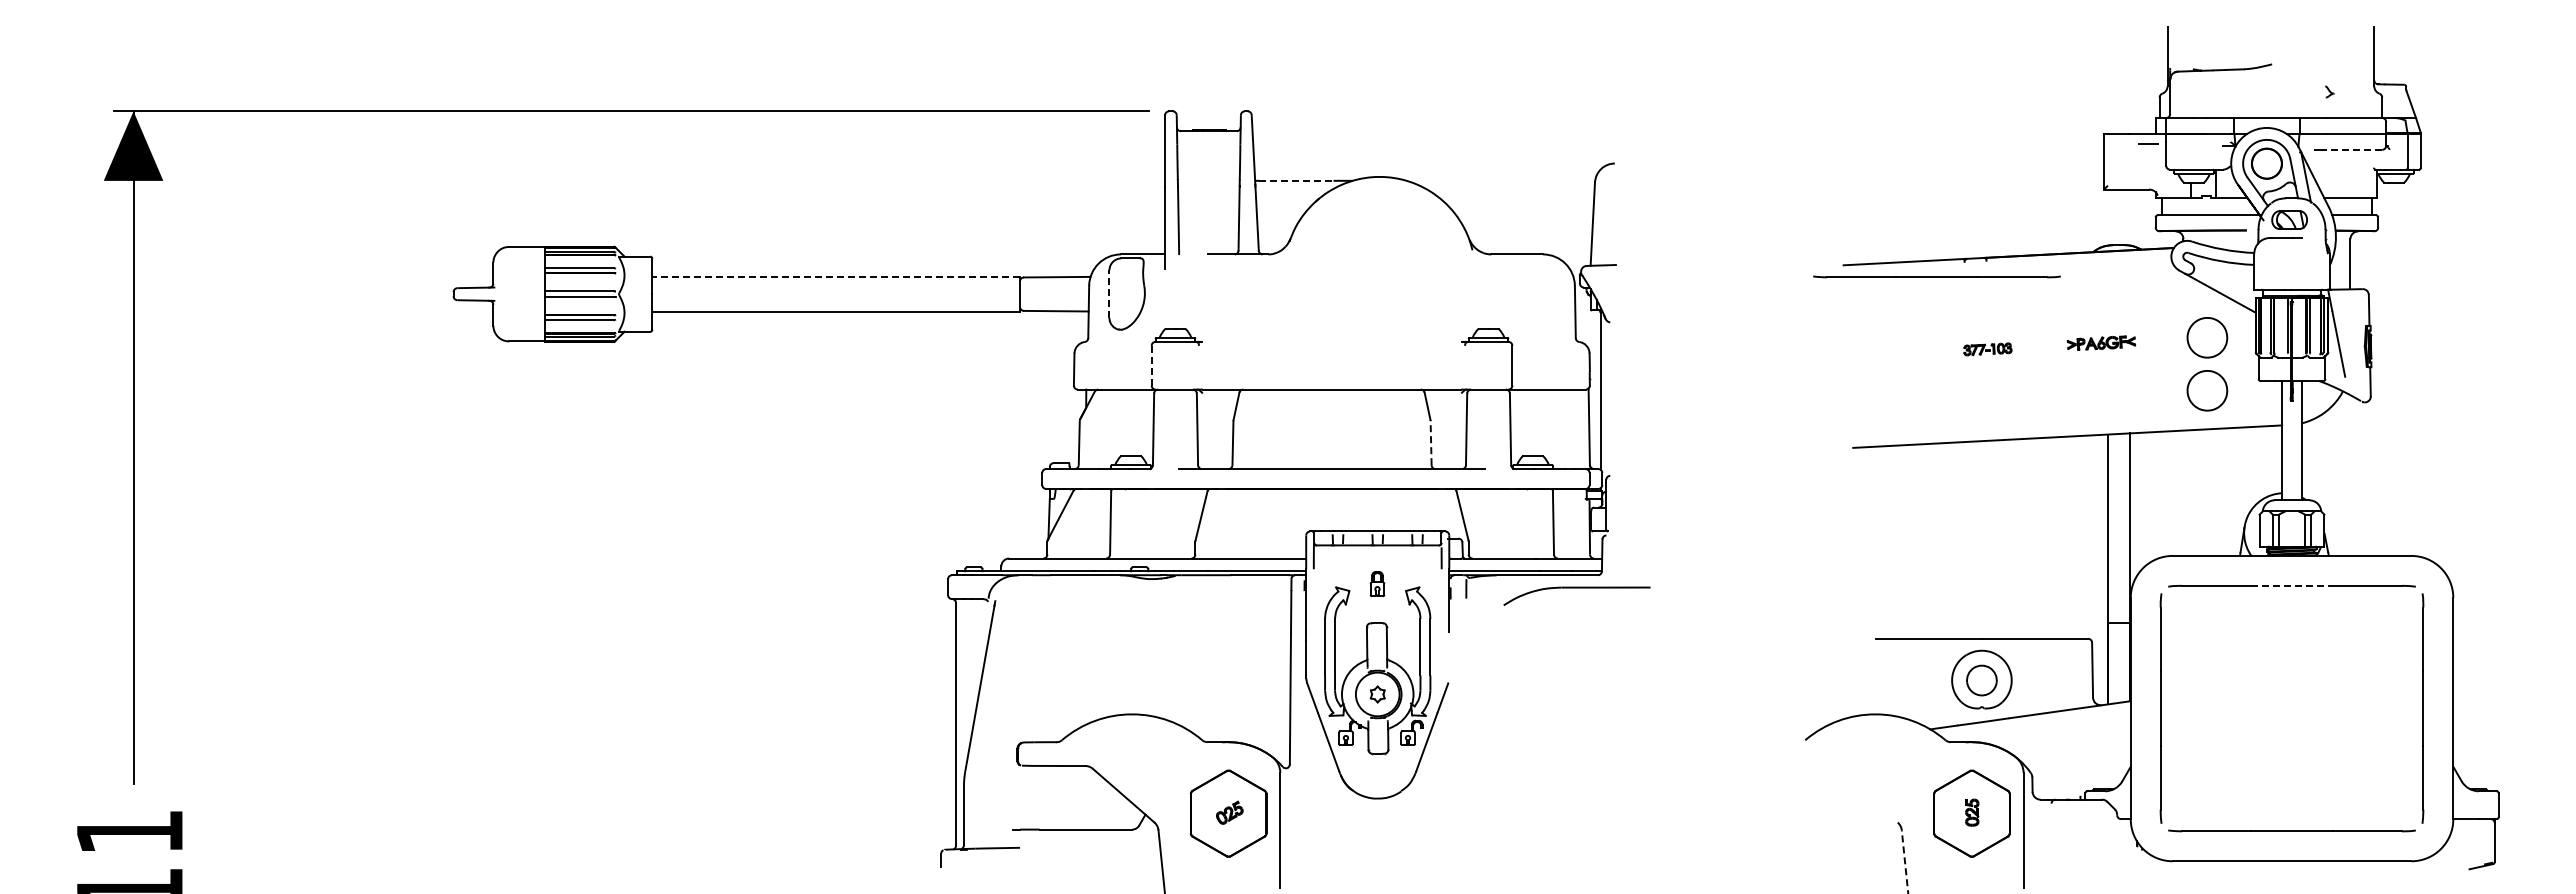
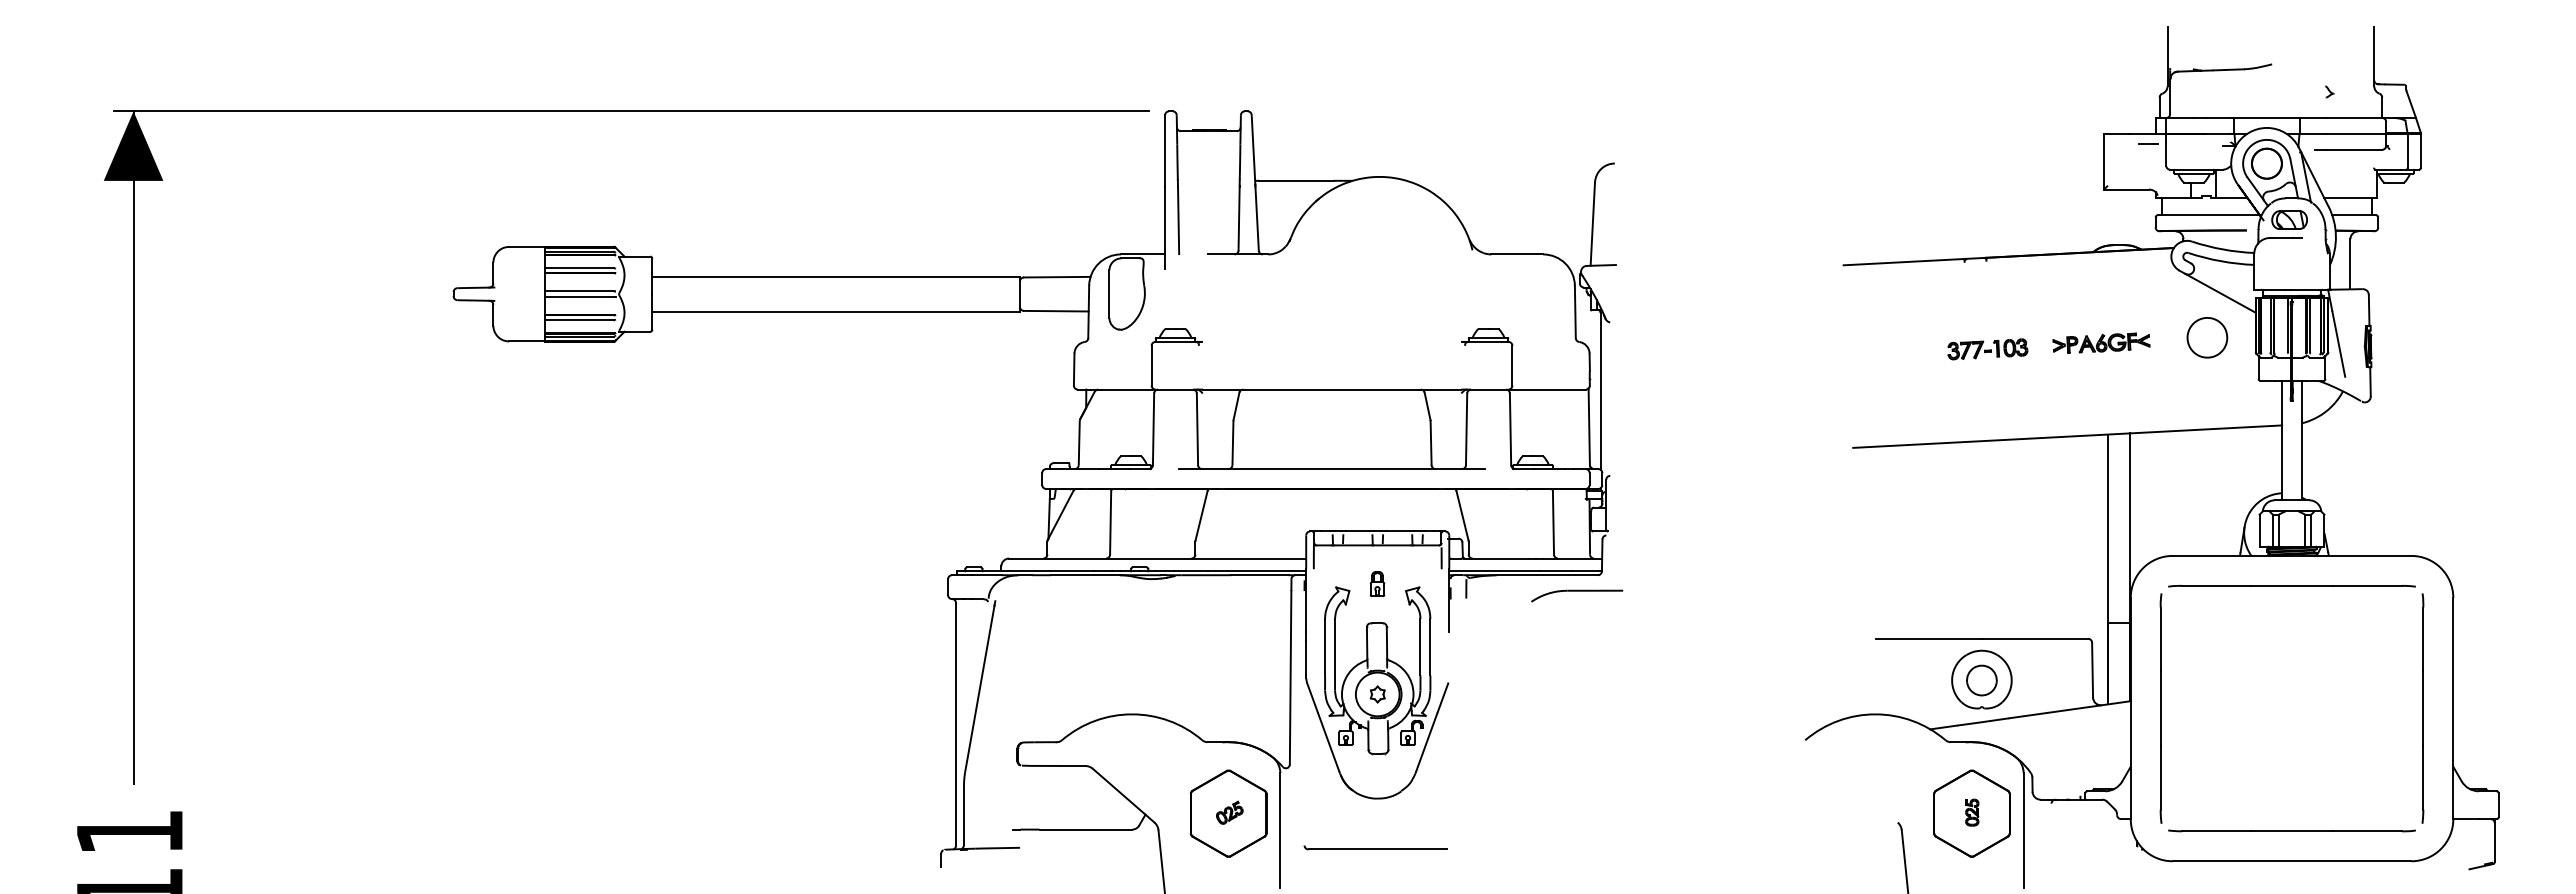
line: dashed -> solid (2353, 149)
line: dashed -> solid (1296, 180)
line: dashed -> solid (836, 276)
part: present -> none (1936, 276)
line: dashed -> solid (1109, 294)
part size: 70x16 px -> 99x22 px (2101, 342)
part size: 50x15 px -> 82x23 px (1987, 349)
line: dashed -> solid (1151, 365)
part: present -> none (2207, 390)
line: dashed -> solid (1431, 442)
line: dashed -> solid (2292, 585)
part size: 148x20 px -> 93x14 px (1577, 595)
part: none -> present (1375, 847)
line: dashed -> solid (1905, 861)
